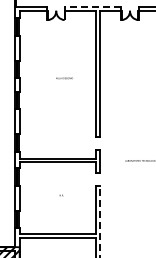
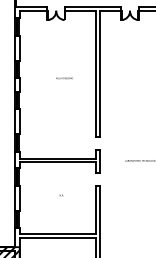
line: dashed -> solid (92, 6)
line: dashed -> solid (100, 221)
